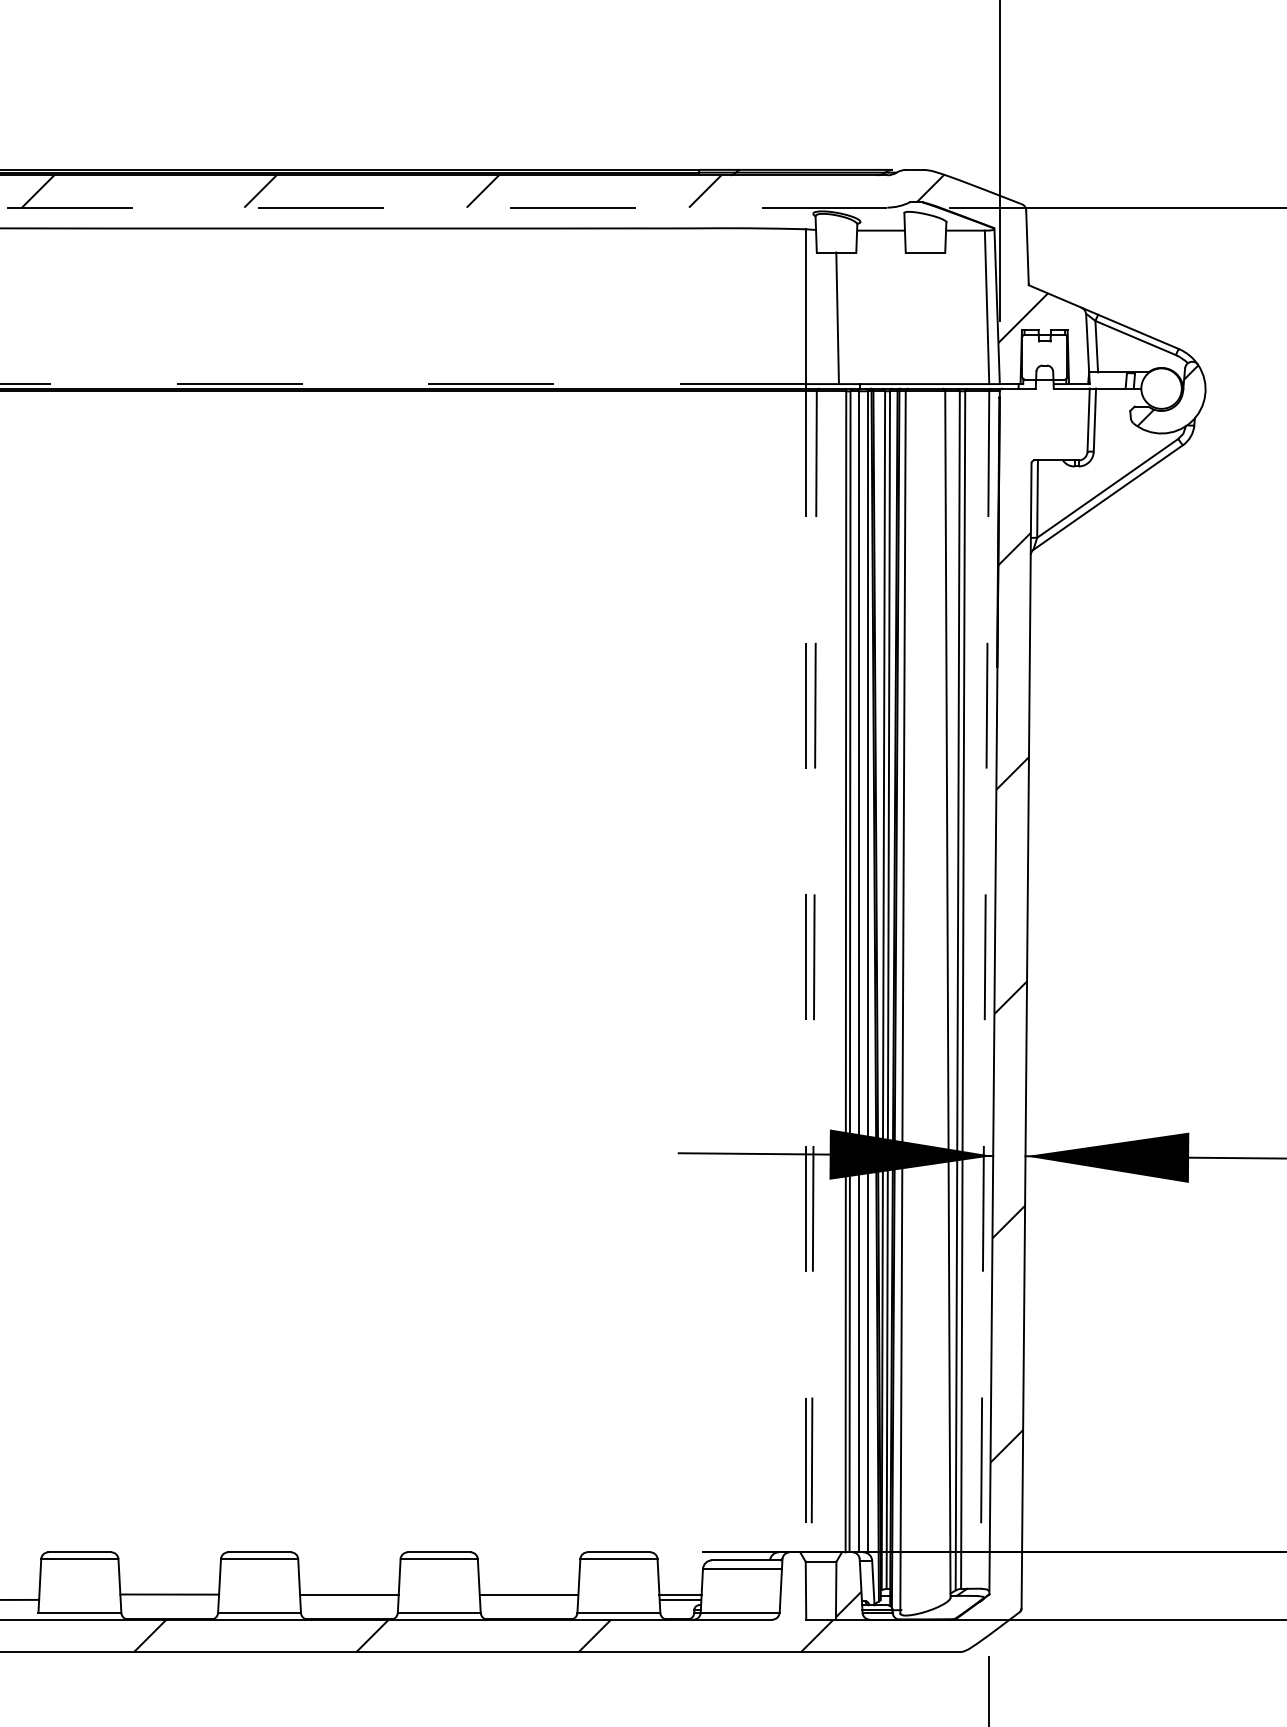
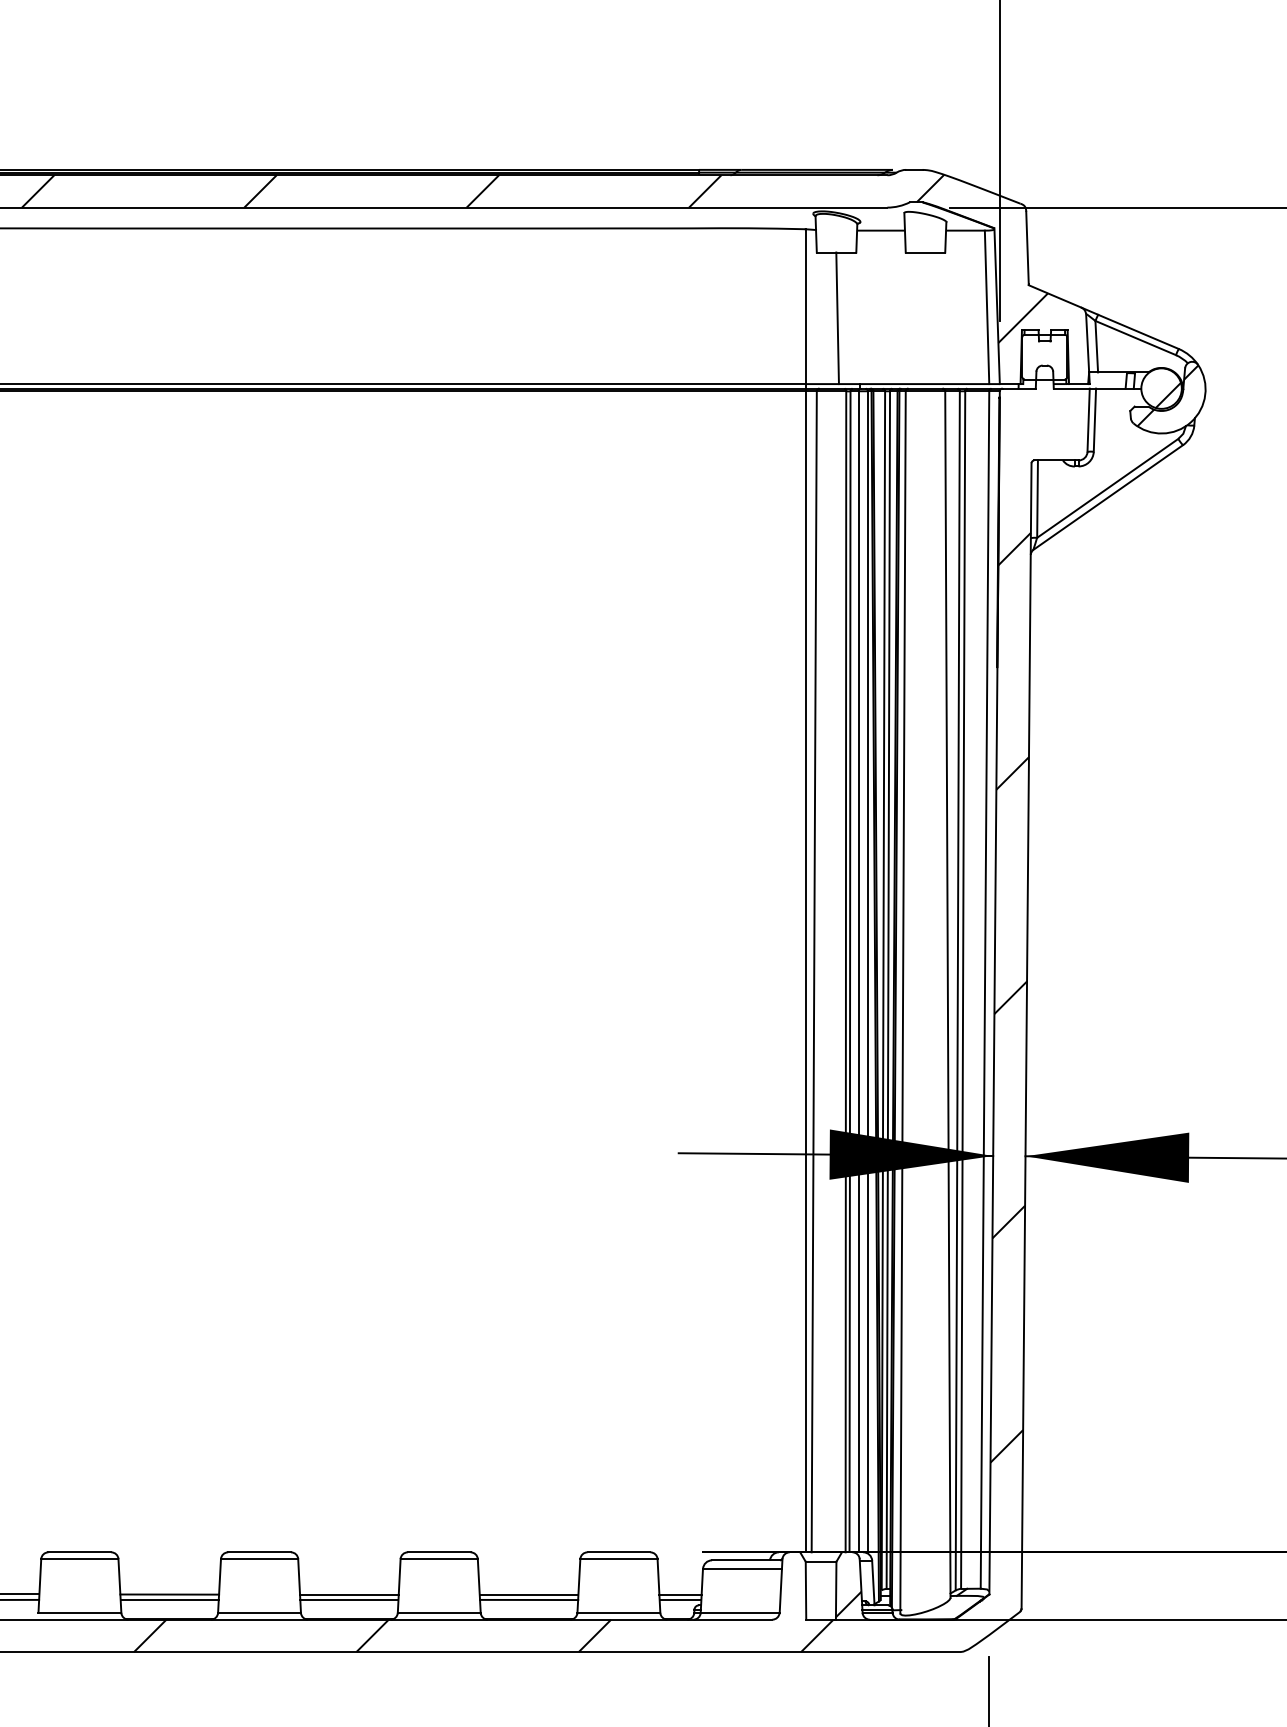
line: dashed -> solid (443, 207)
line: dashed -> solid (402, 384)
hatch: none -> present (1167, 395)
line: dashed -> solid (805, 971)
line: dashed -> solid (814, 971)
line: dashed -> solid (984, 989)
line: none -> present (20, 1594)
line: none -> present (169, 1599)
line: none -> present (349, 1599)
line: none -> present (528, 1599)
